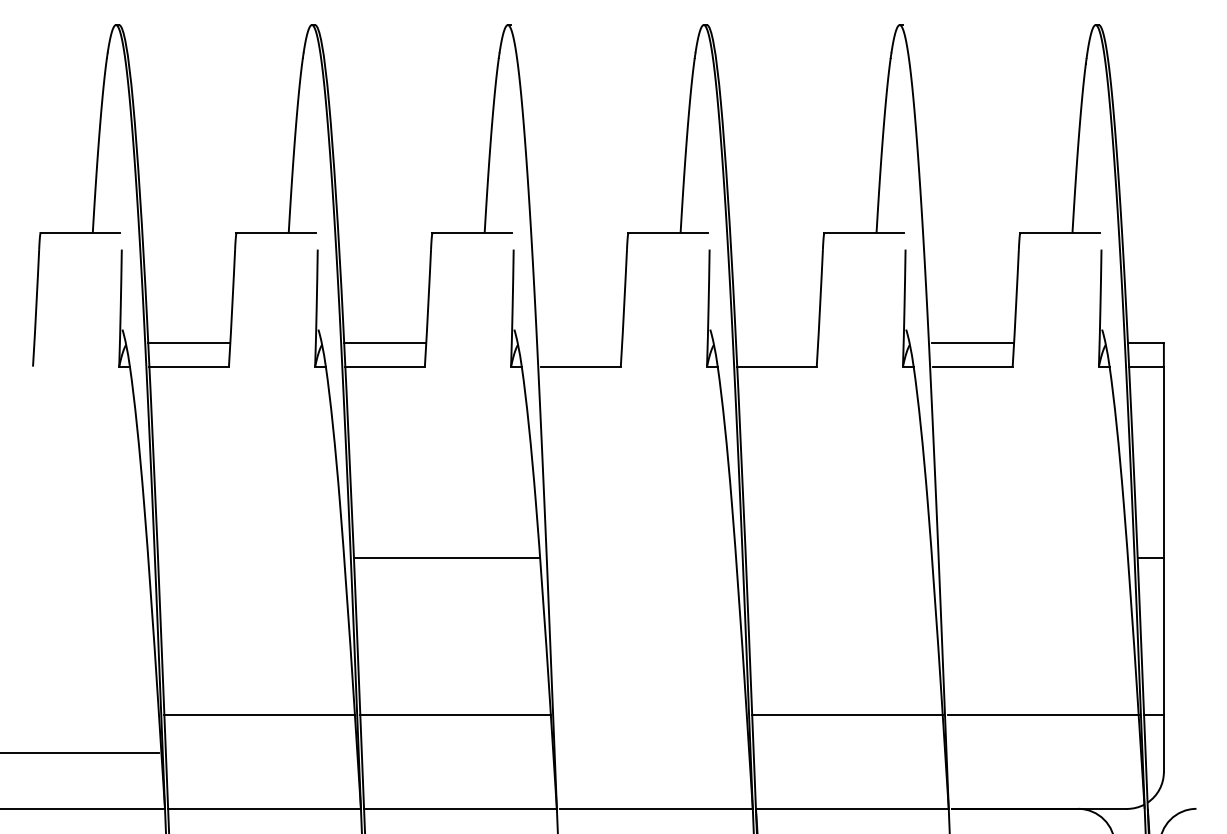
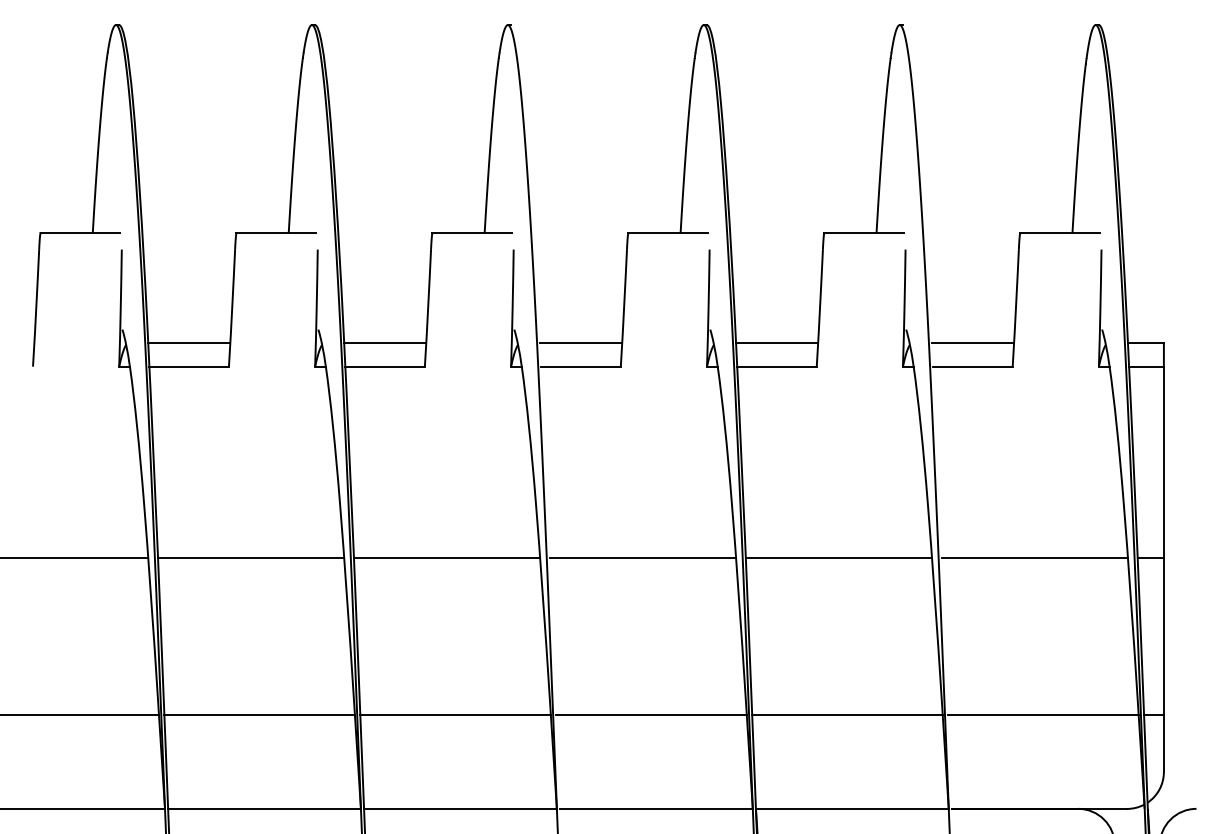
line: none -> present (581, 342)
line: none -> present (777, 342)
line: none -> present (75, 558)
line: none -> present (250, 558)
line: none -> present (642, 558)
line: none -> present (838, 558)
line: none -> present (1034, 558)
line: none -> present (651, 714)
line position: (80, 752) -> (80, 714) (80, 714)
